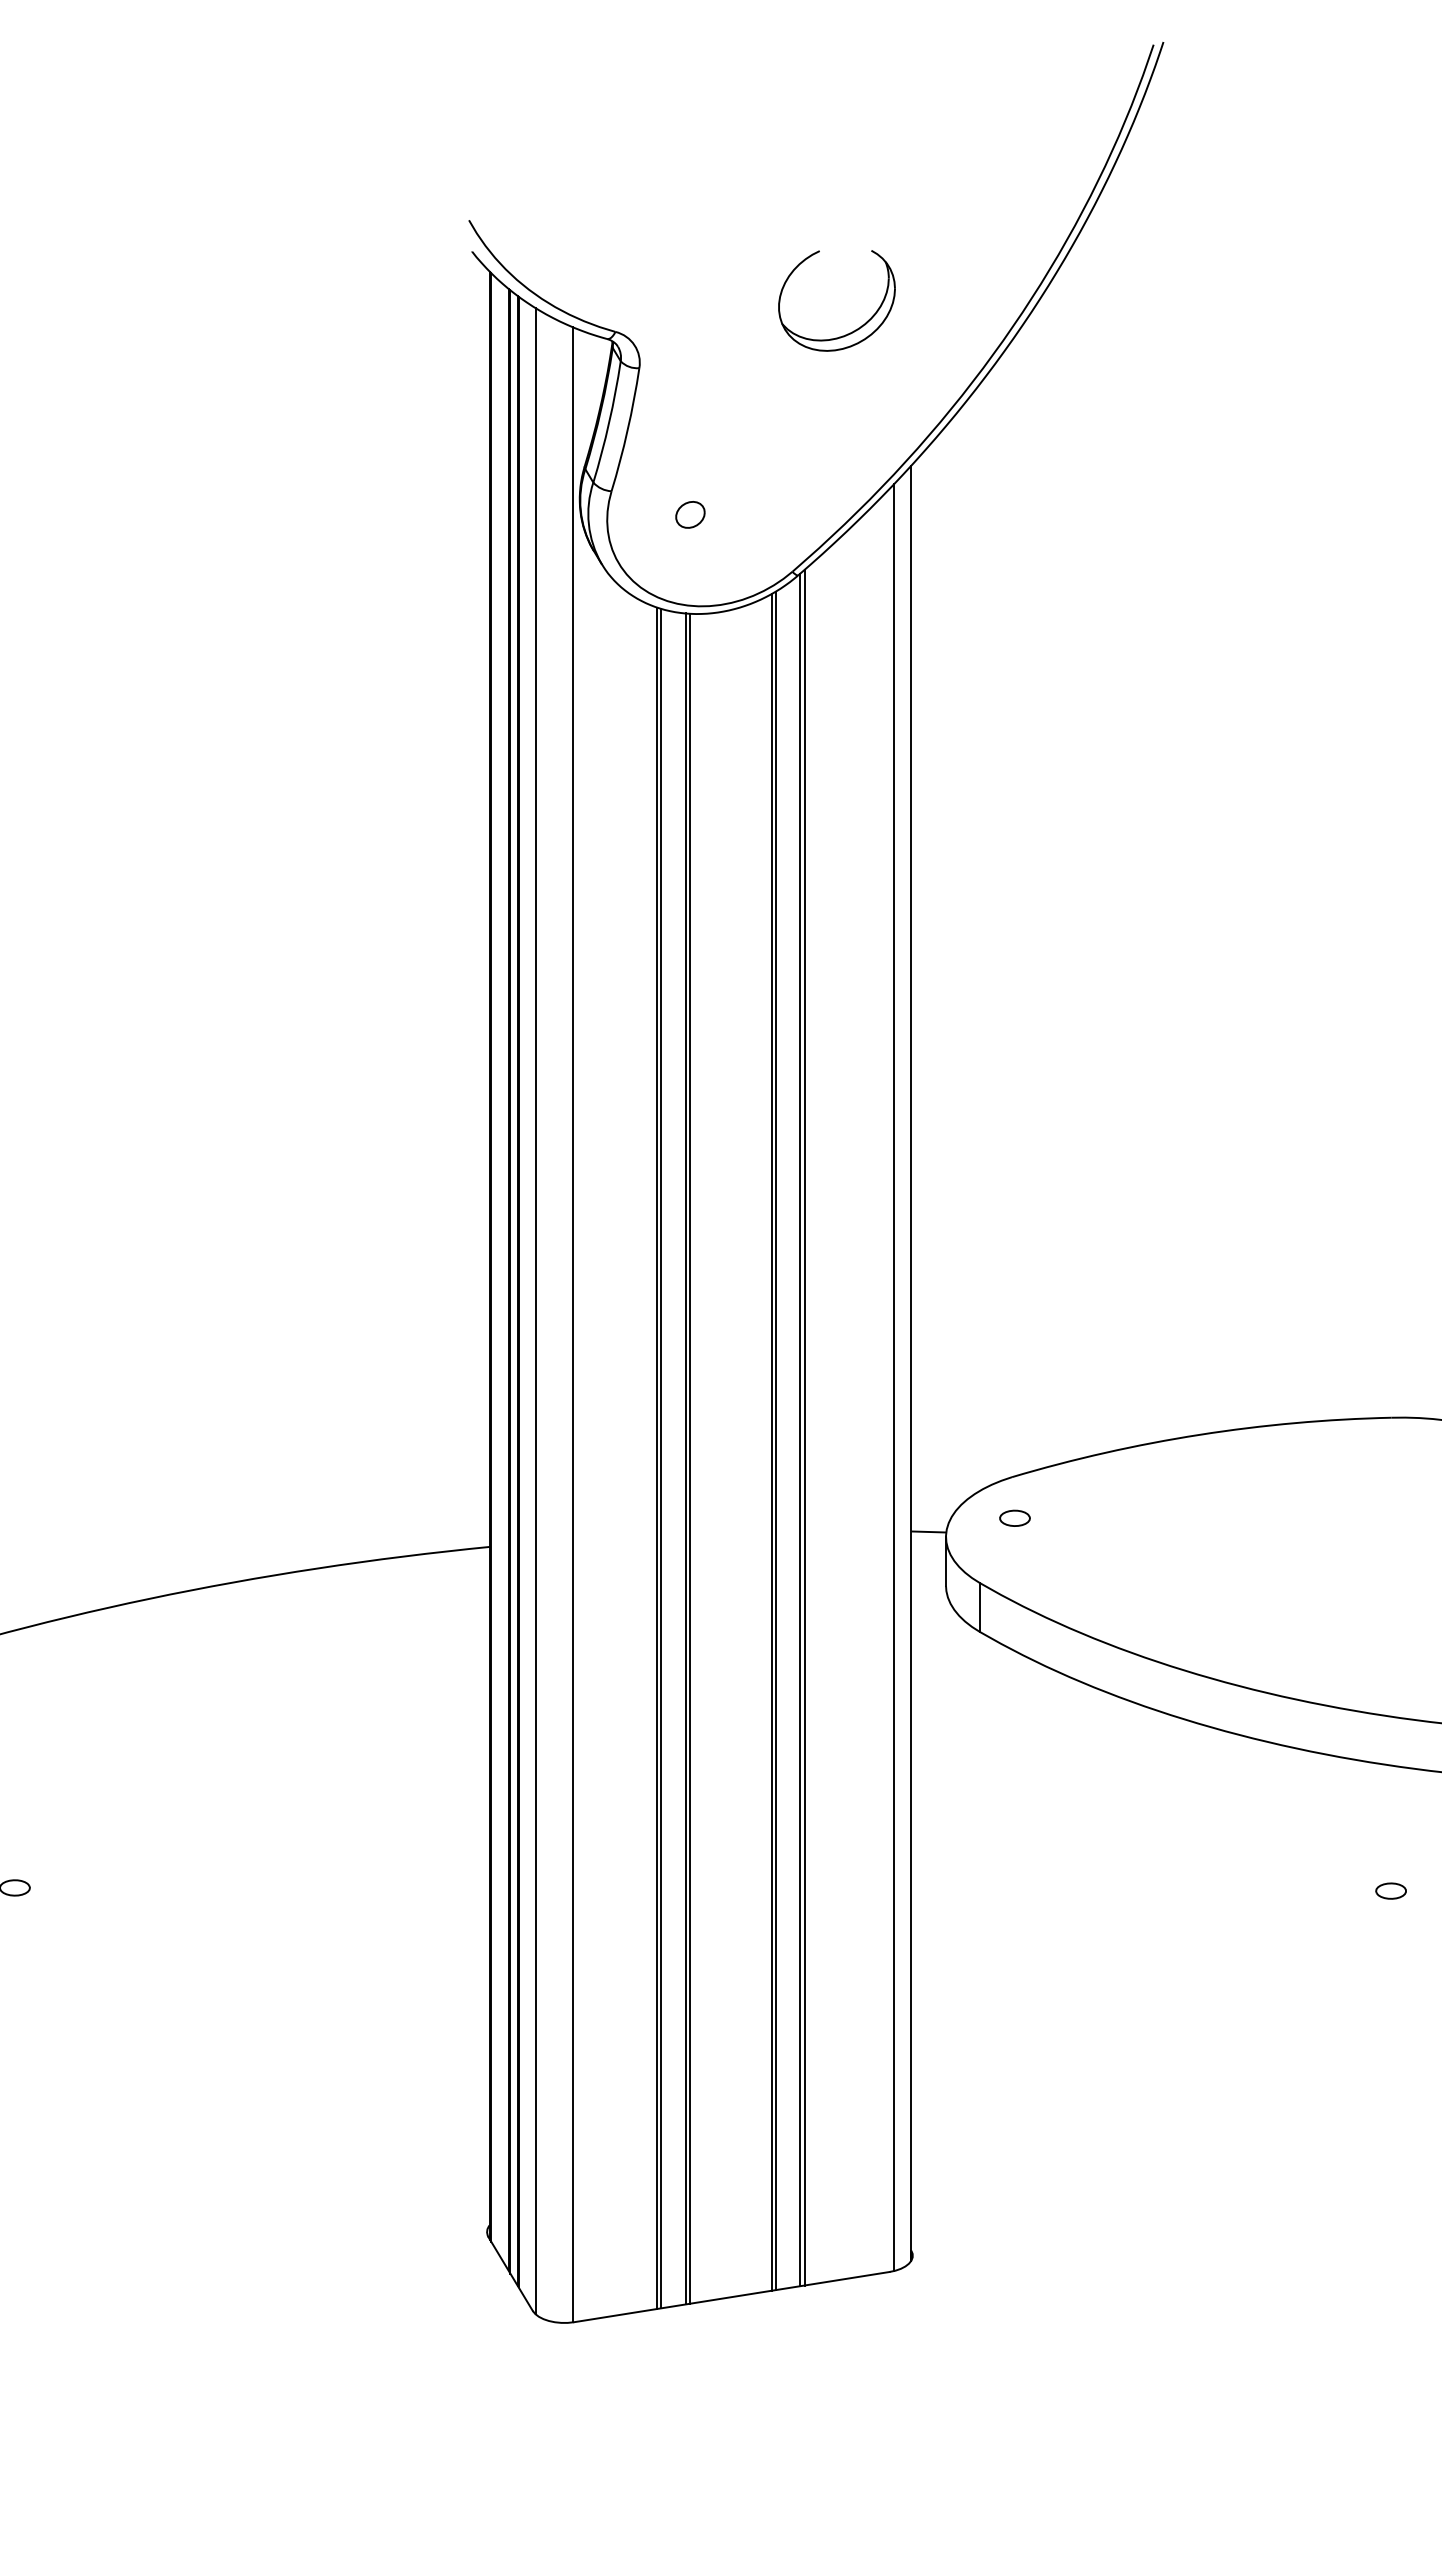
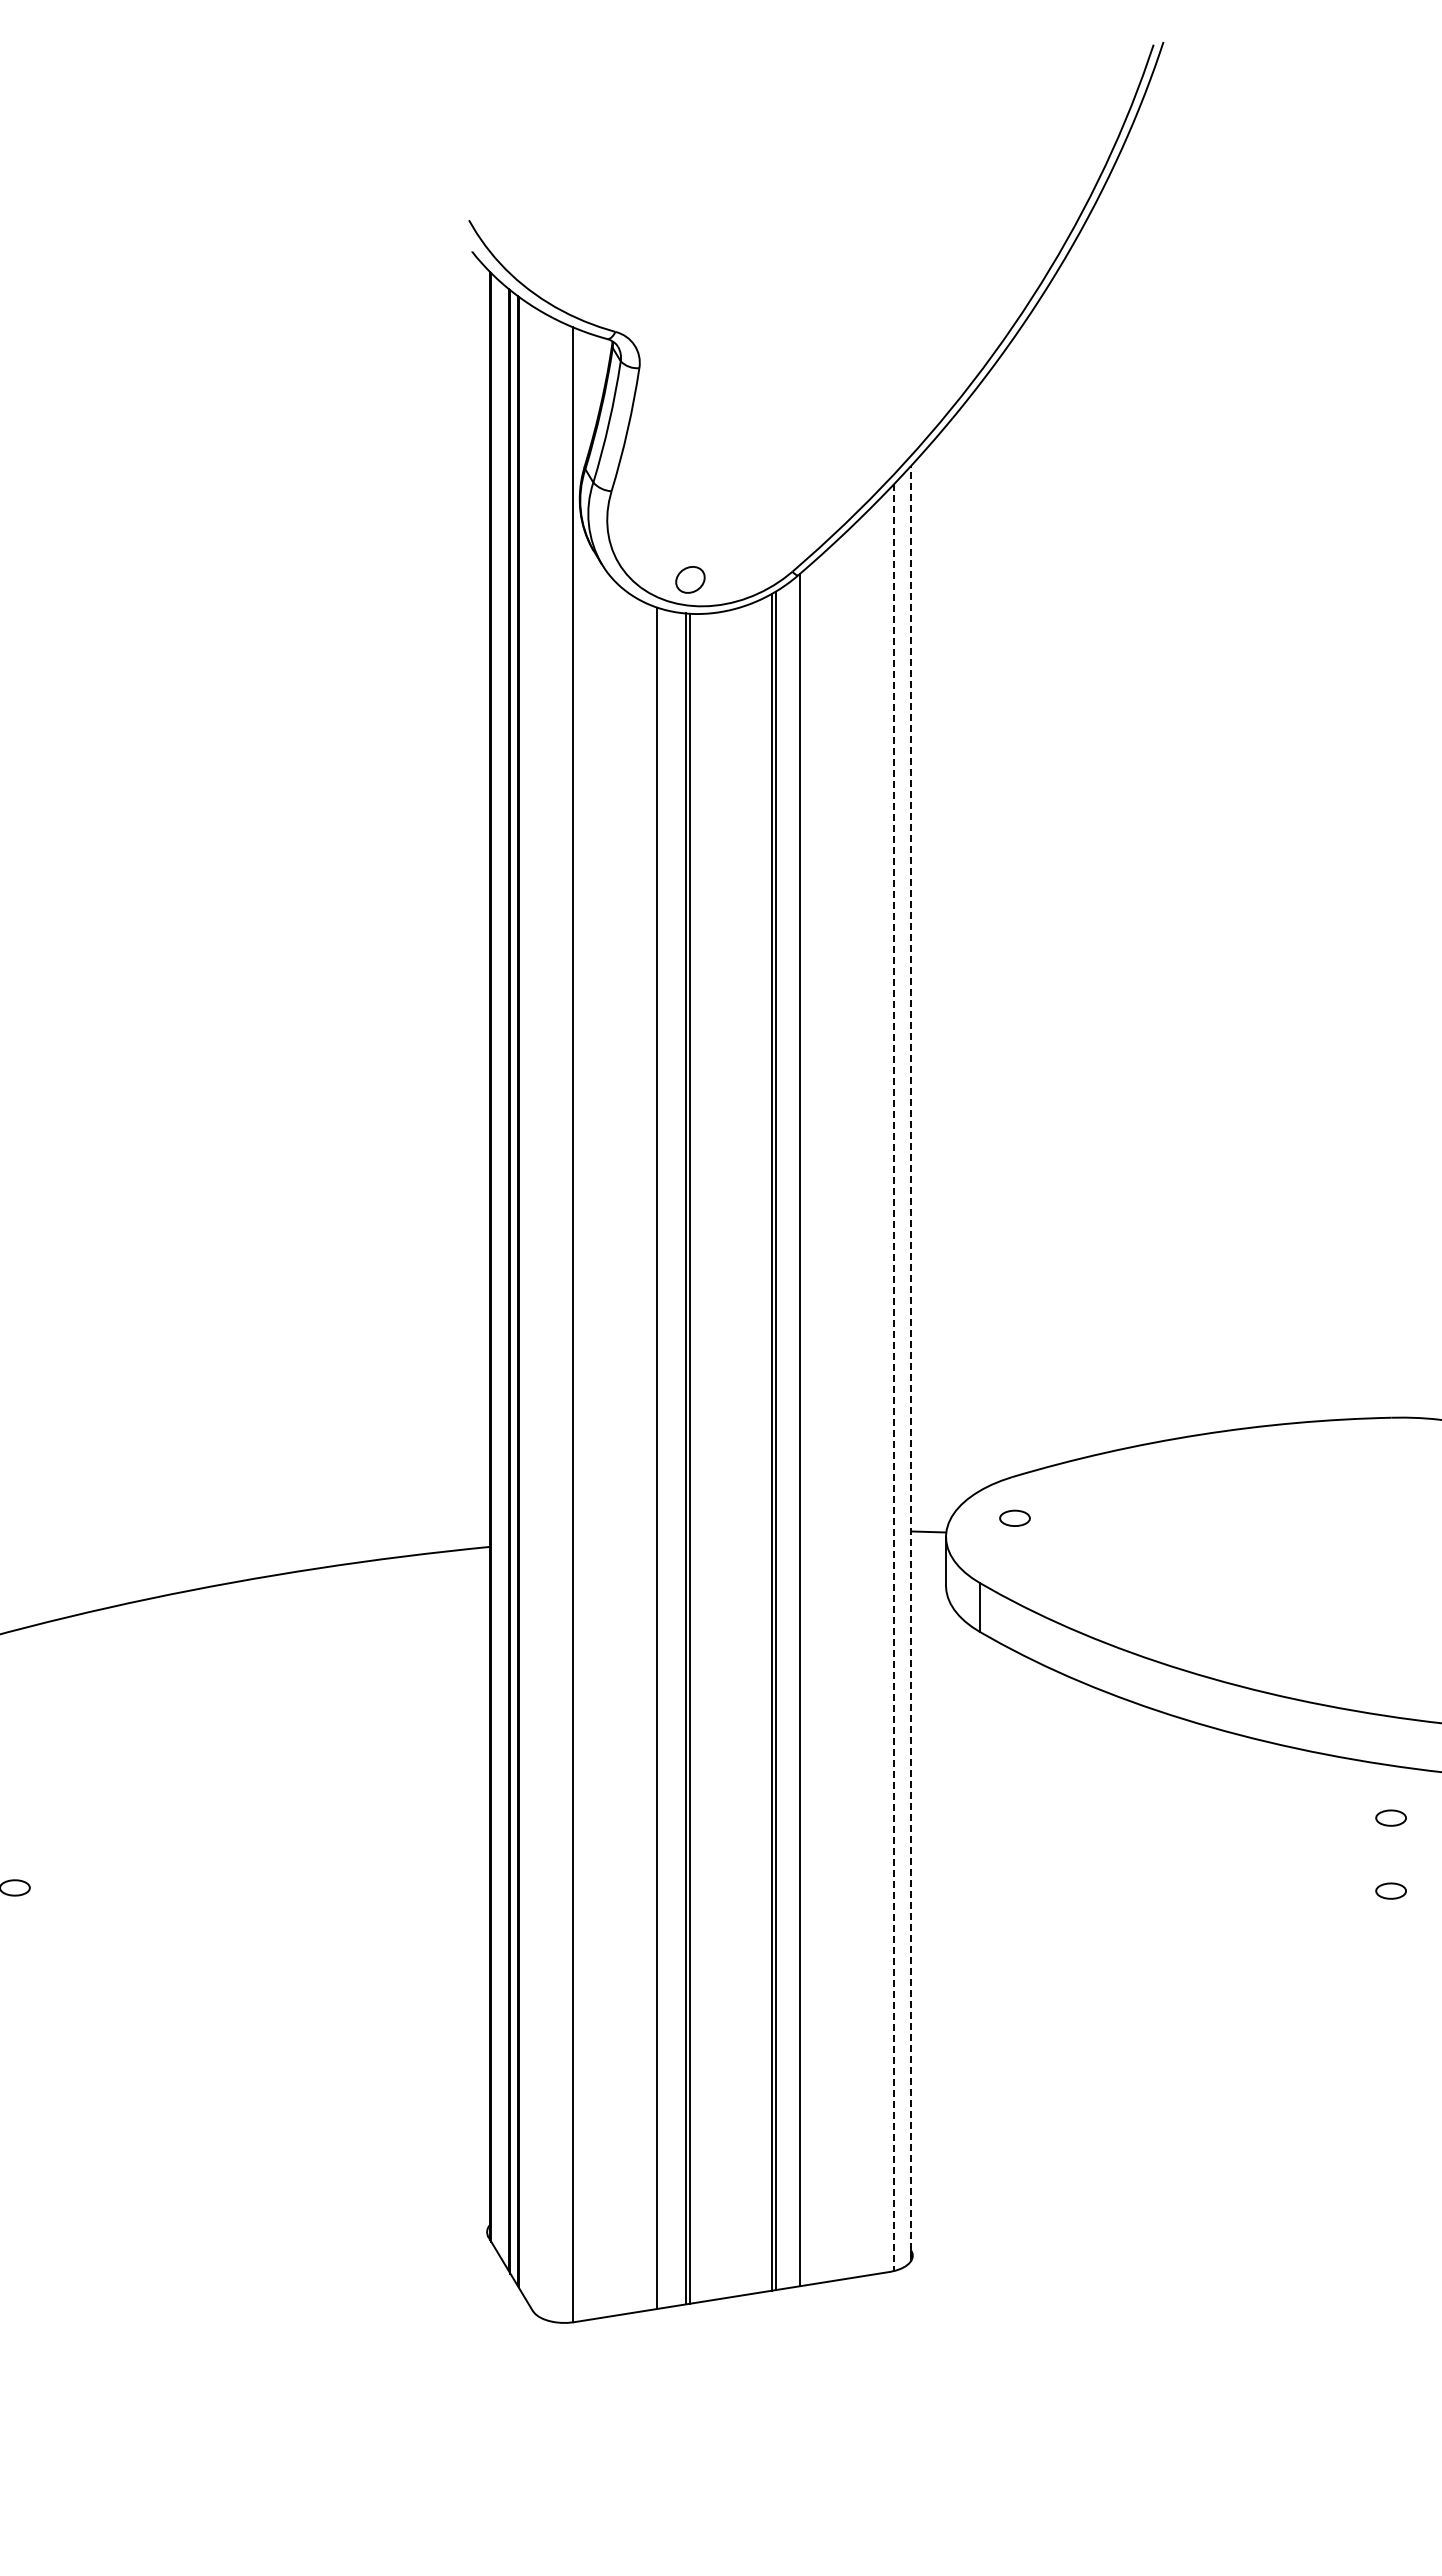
part: present -> none (853, 330)
part position: (690, 514) -> (690, 579) (690, 579)
line: present -> none (535, 1311)
line: solid -> dashed (911, 1363)
line: solid -> dashed (894, 1377)
line: present -> none (804, 1427)
line: present -> none (661, 1458)
part: none -> present (1390, 1817)
